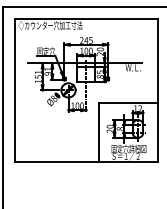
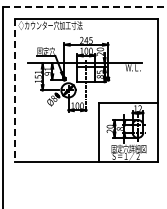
line: solid -> dashed (84, 6)
line: solid -> dashed (14, 90)
